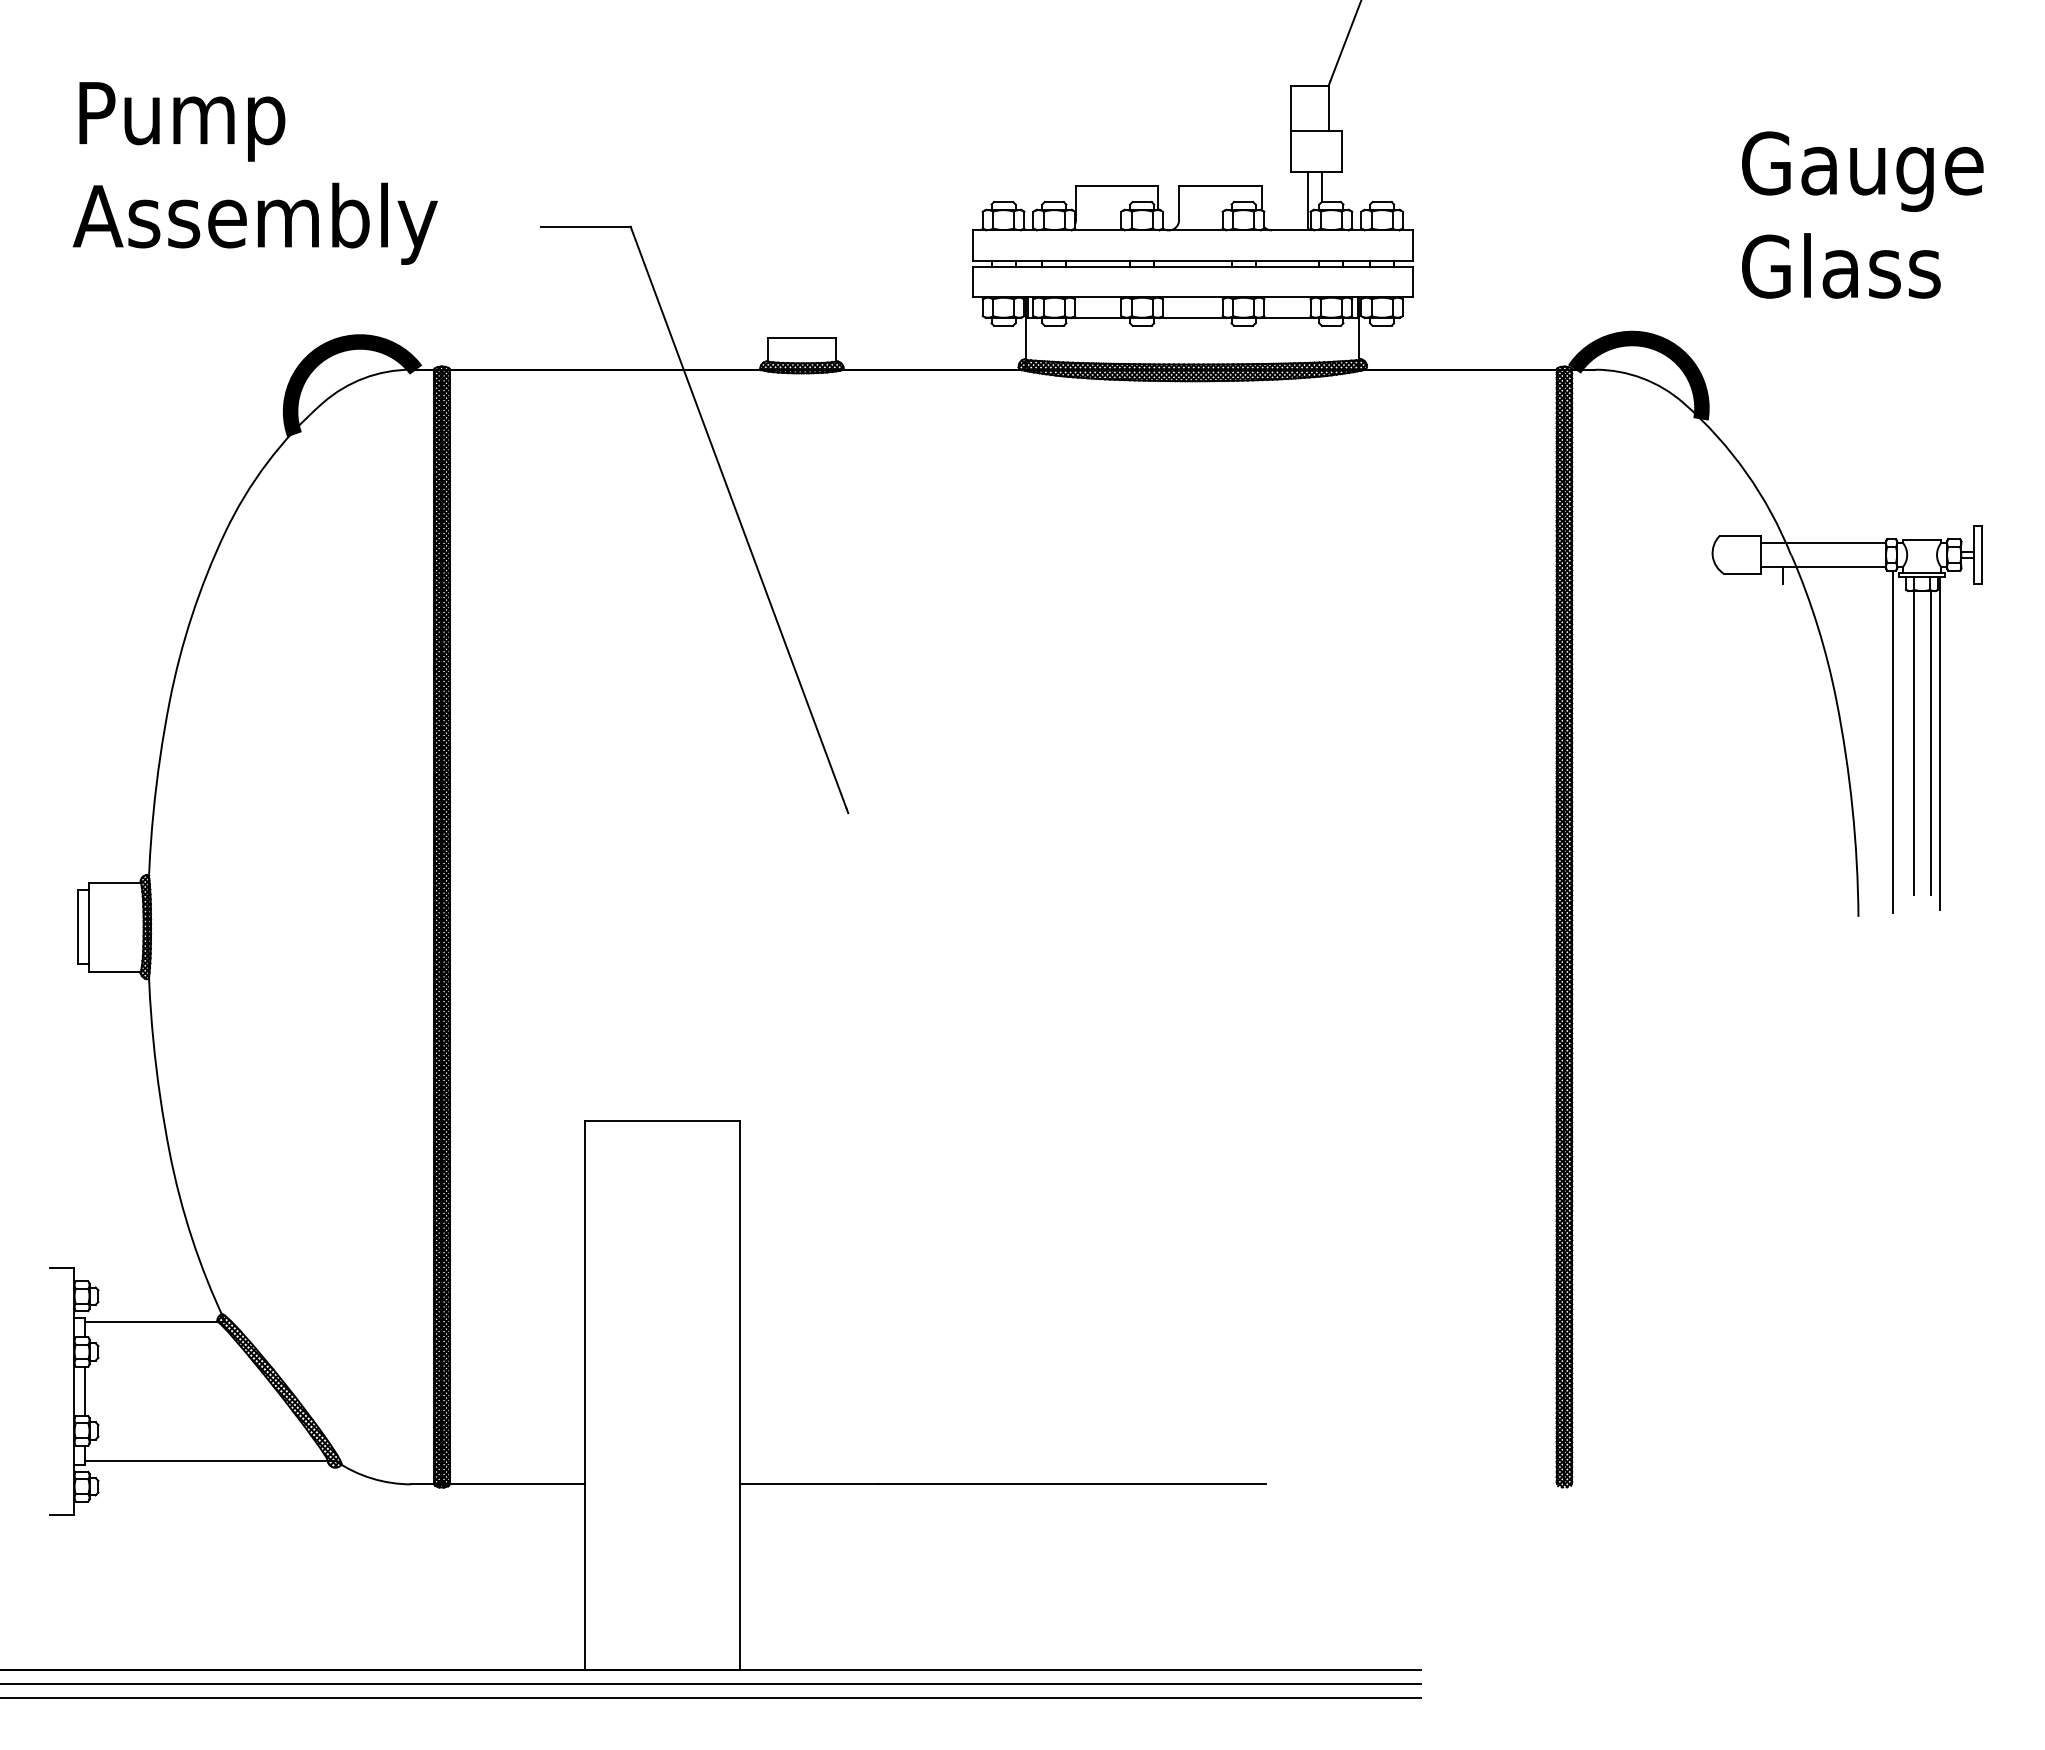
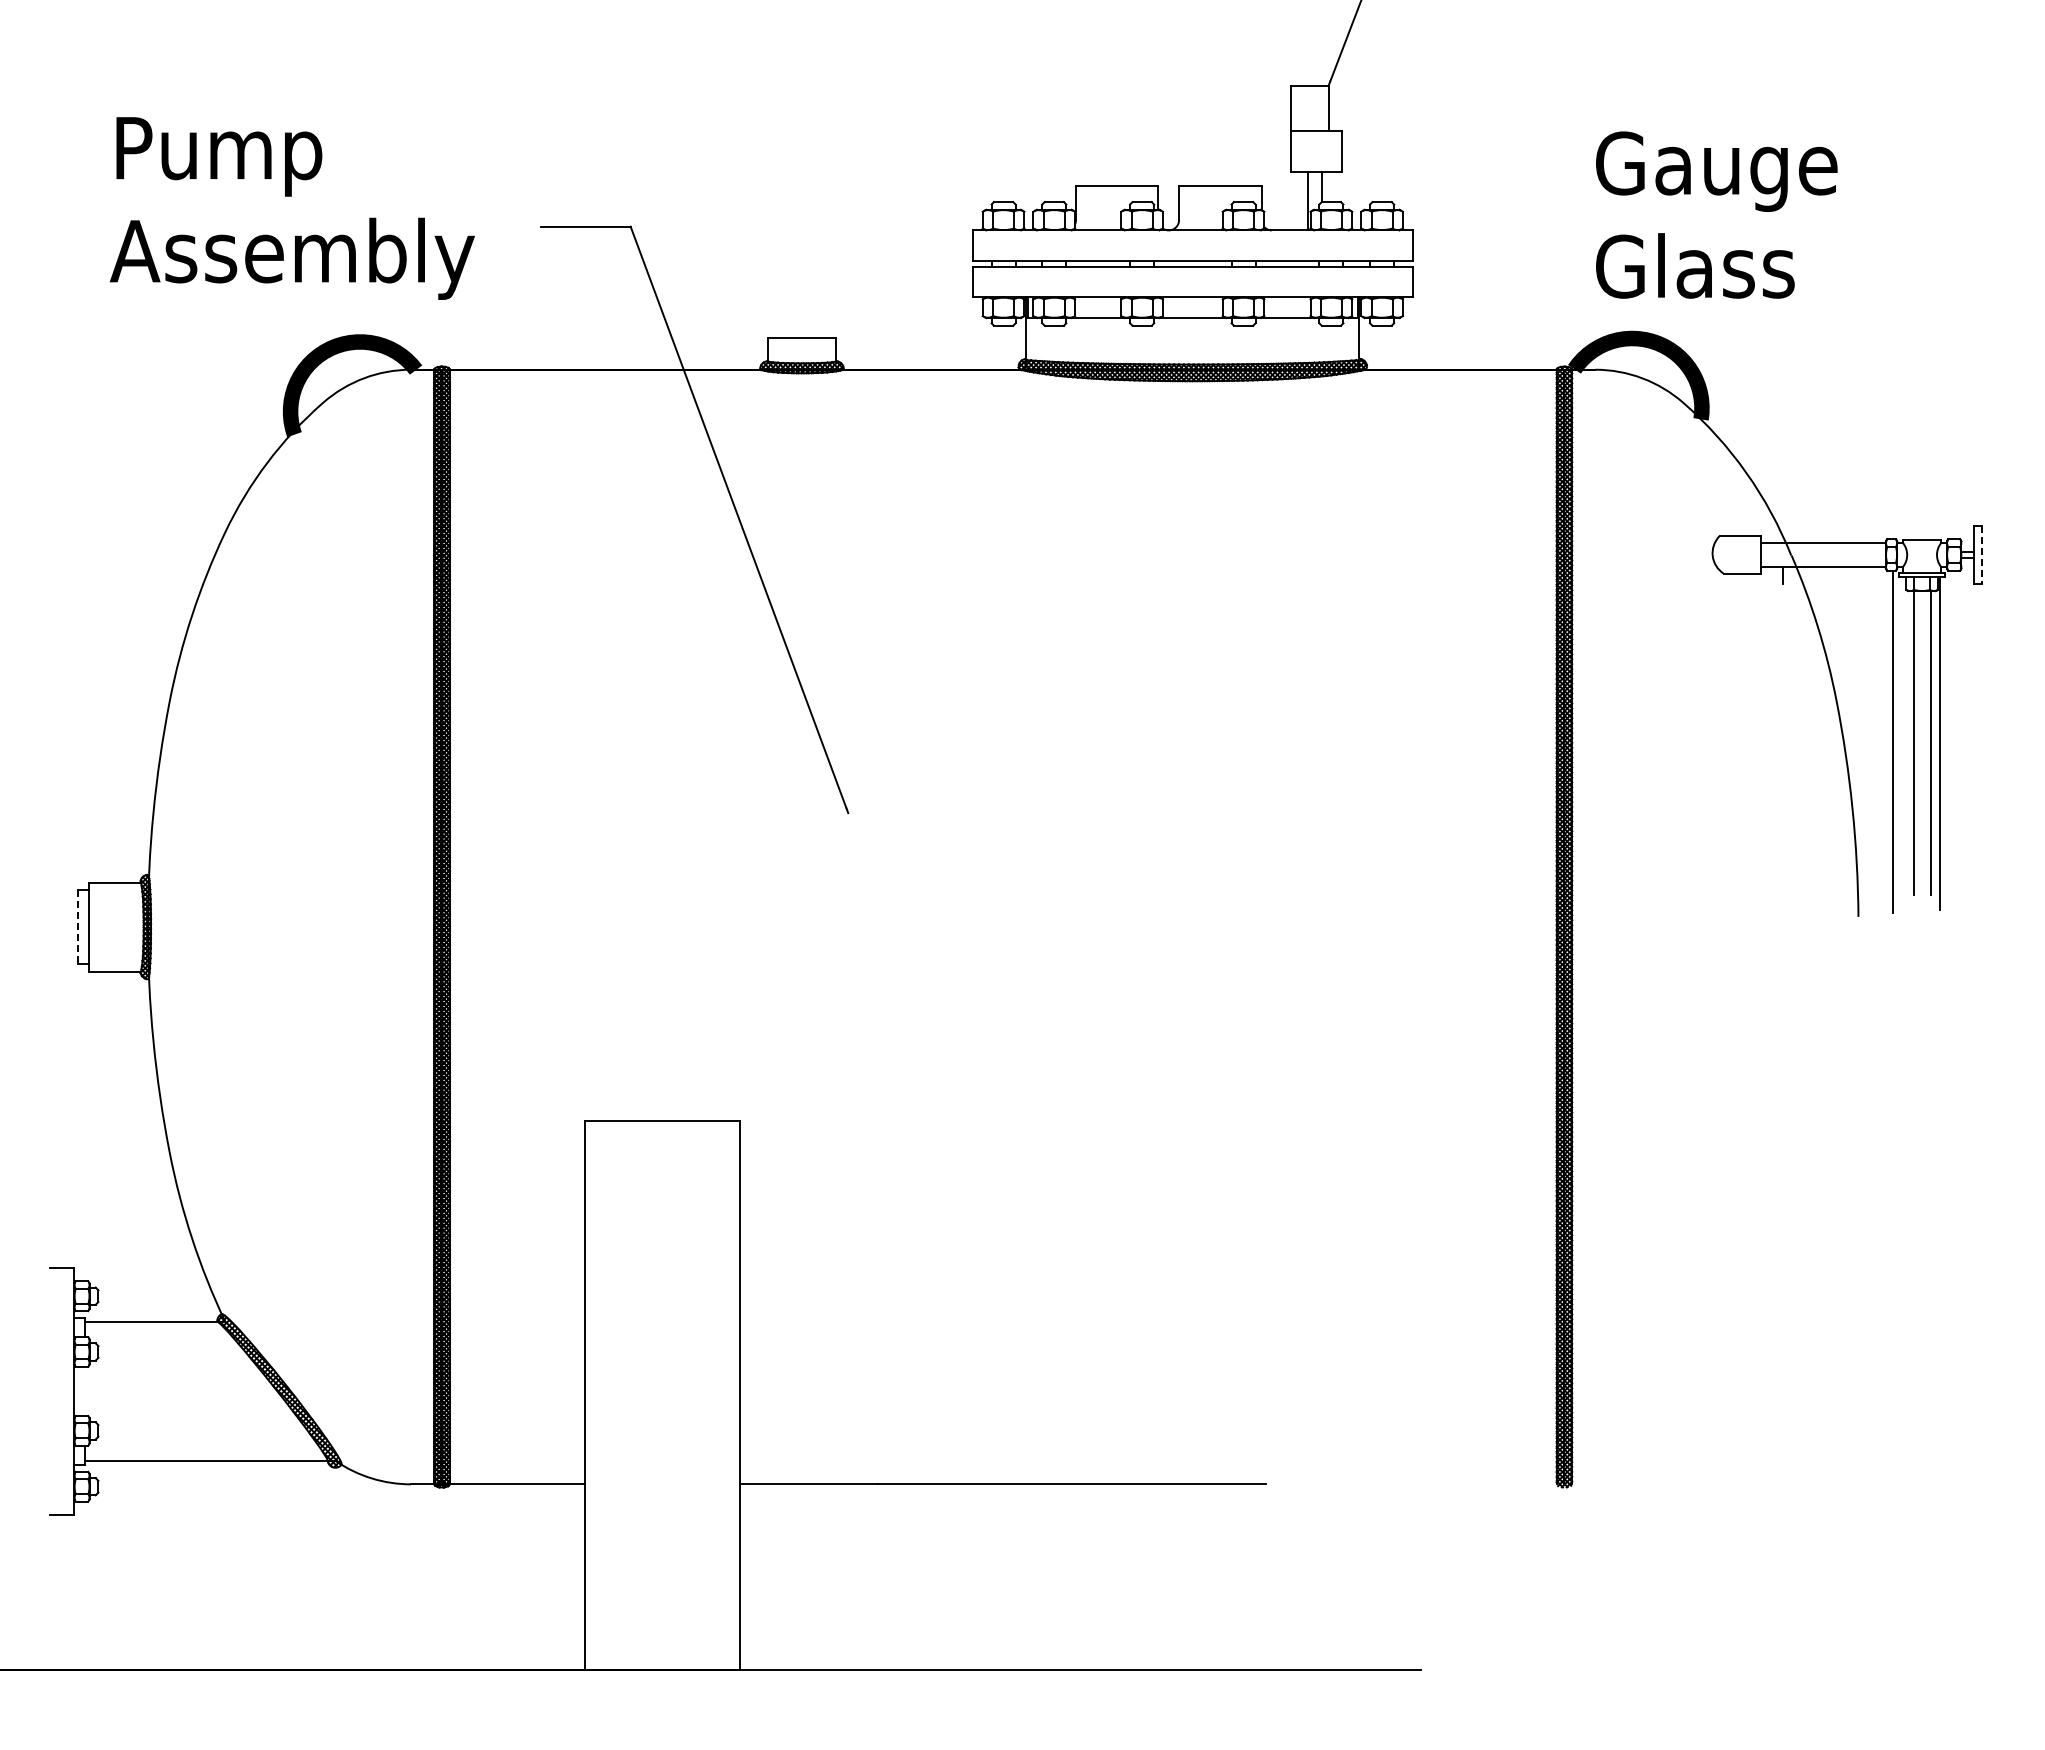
text position: (255, 173) -> (292, 208) (292, 208)
text position: (1862, 214) -> (1716, 214) (1716, 214)
line: solid -> dashed (1981, 555)
line: solid -> dashed (78, 927)
line: present -> none (84, 1391)
line: present -> none (711, 1683)
line: present -> none (711, 1697)
